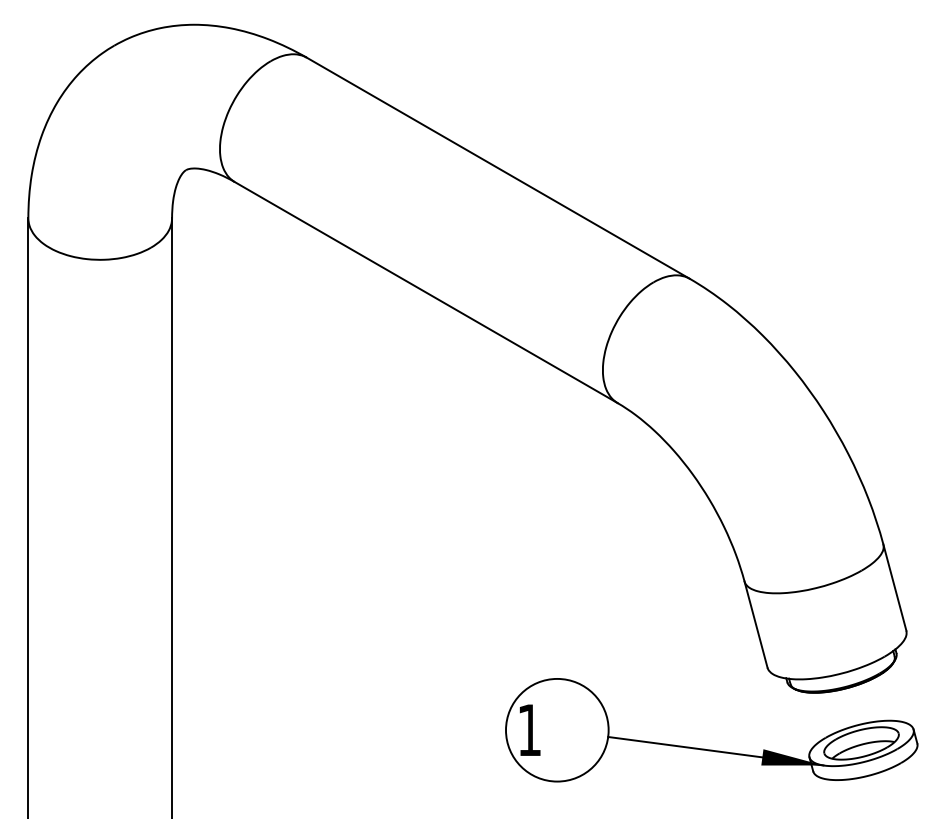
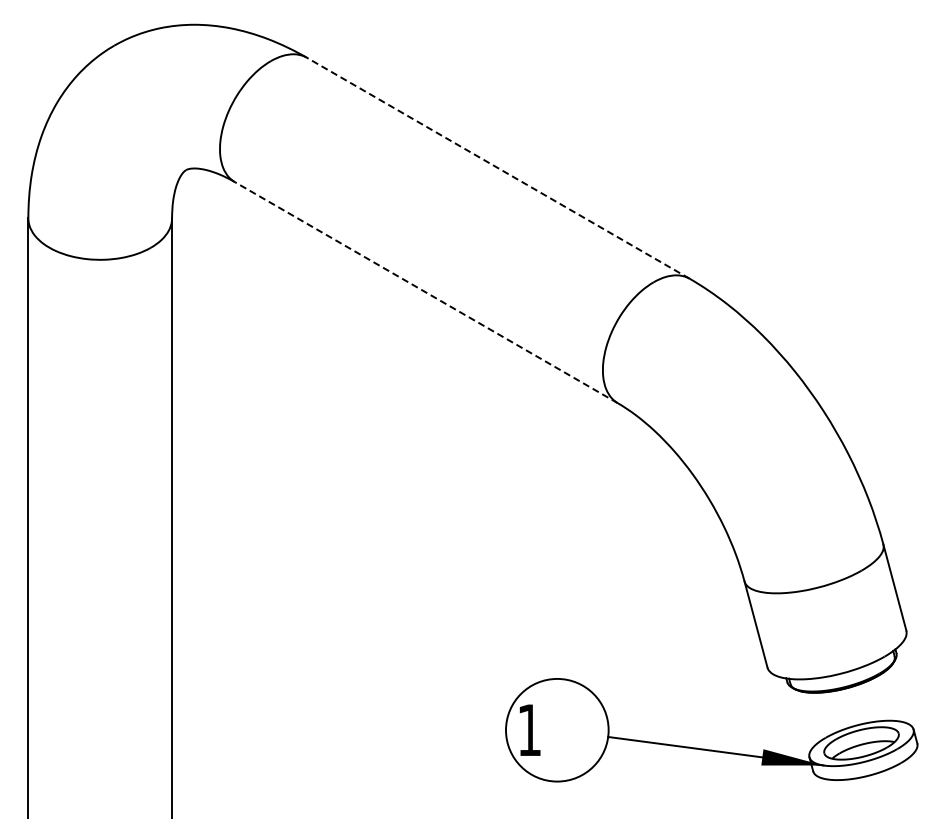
line: solid -> dashed (497, 167)
line: solid -> dashed (425, 292)
